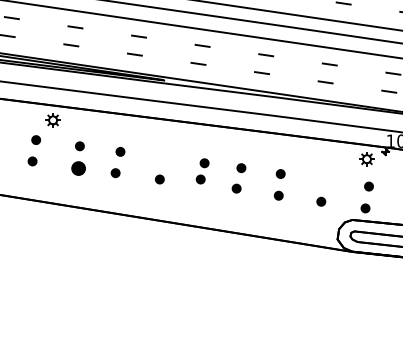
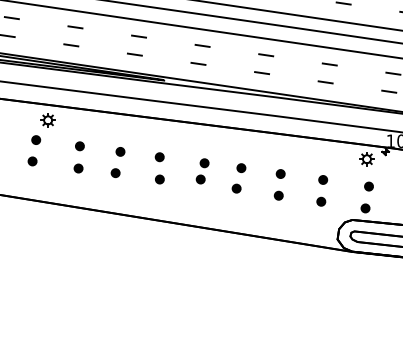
part position: (52, 120) -> (47, 120) (47, 120)
part: none -> present (159, 157)
part size: 15x15 px -> 11x11 px (78, 168)
part: none -> present (323, 179)
